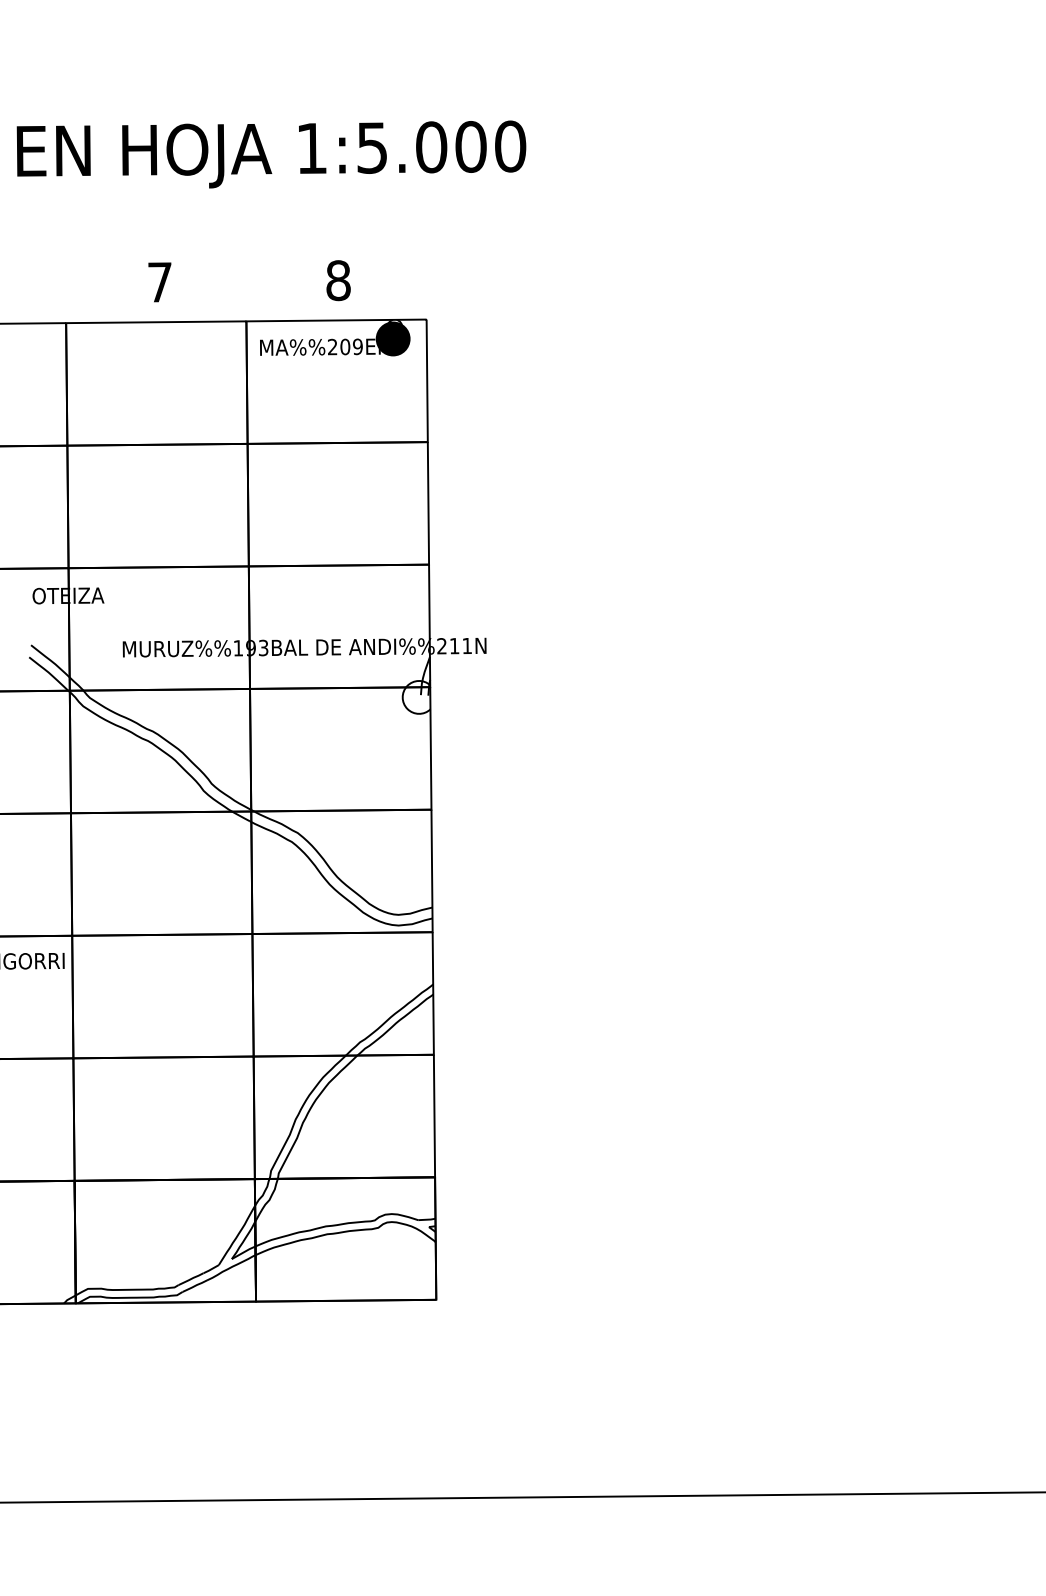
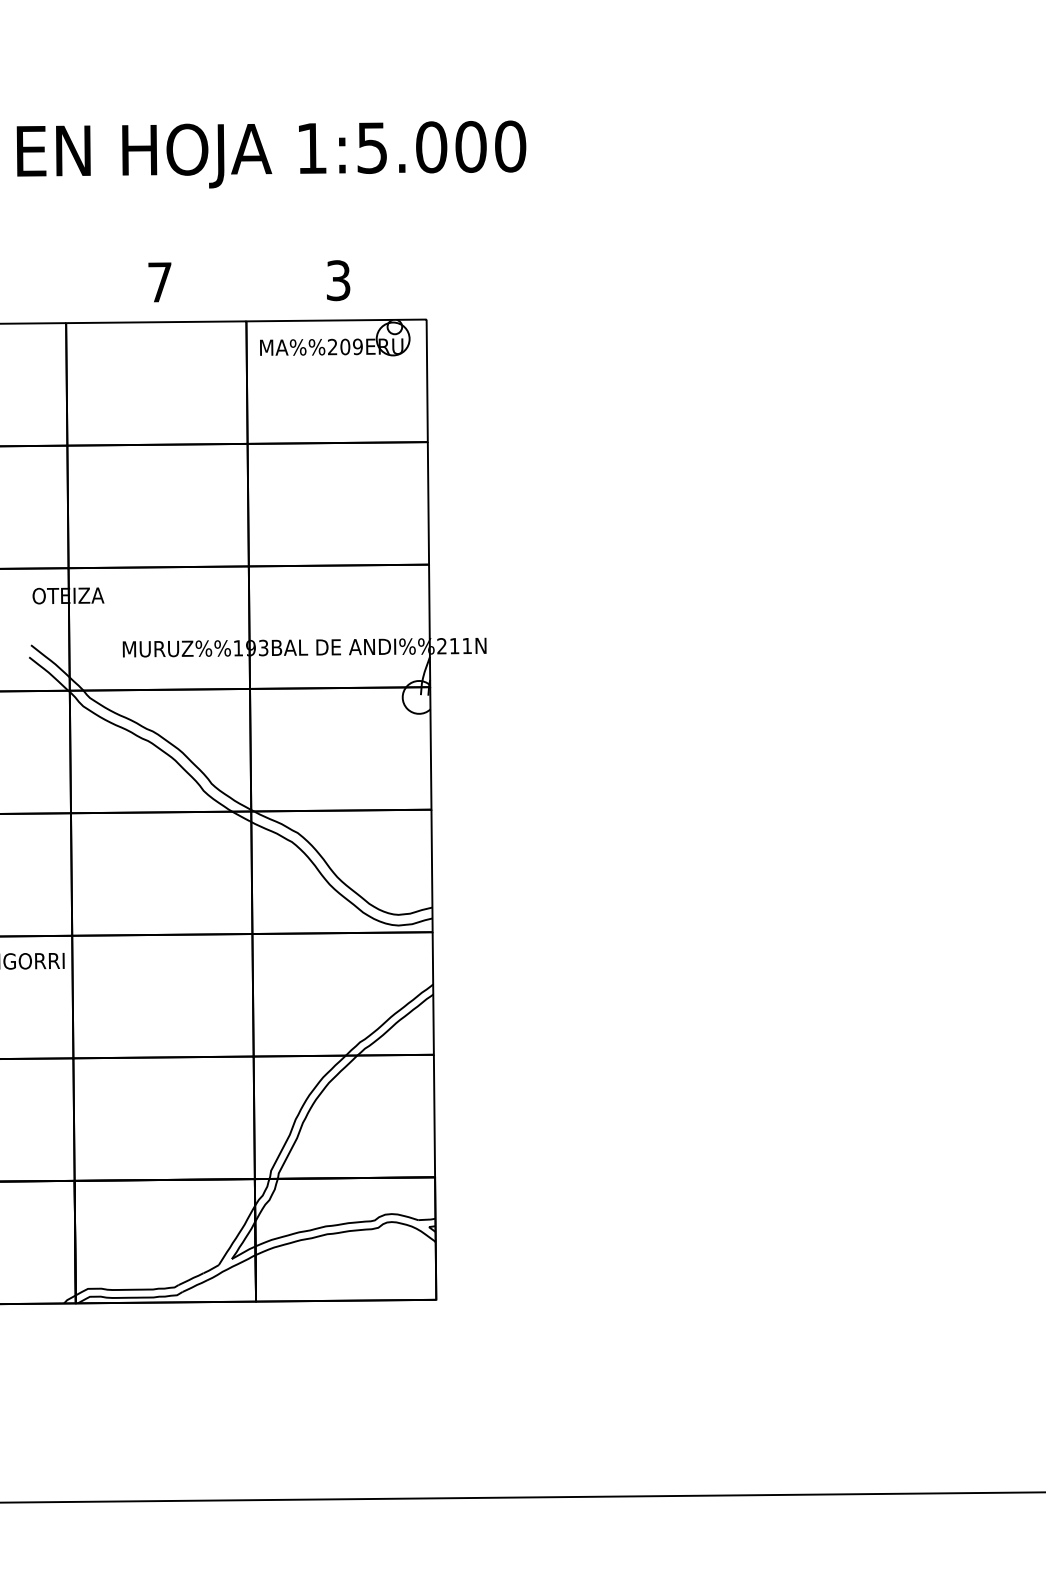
text: 8 -> 3 (338, 280)
fill: present -> none (392, 338)
